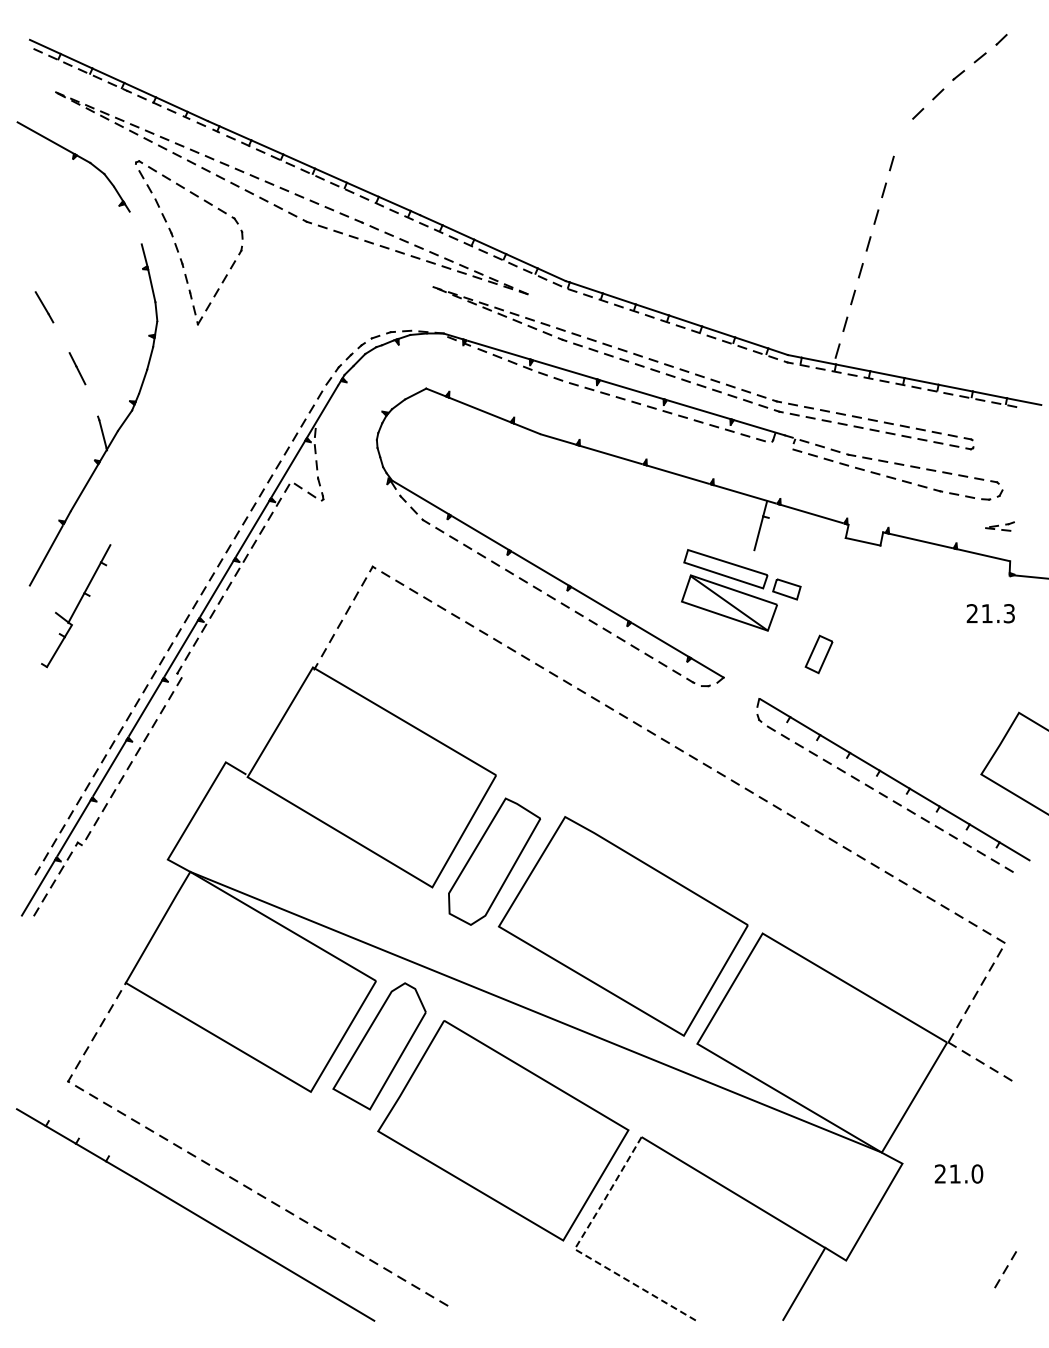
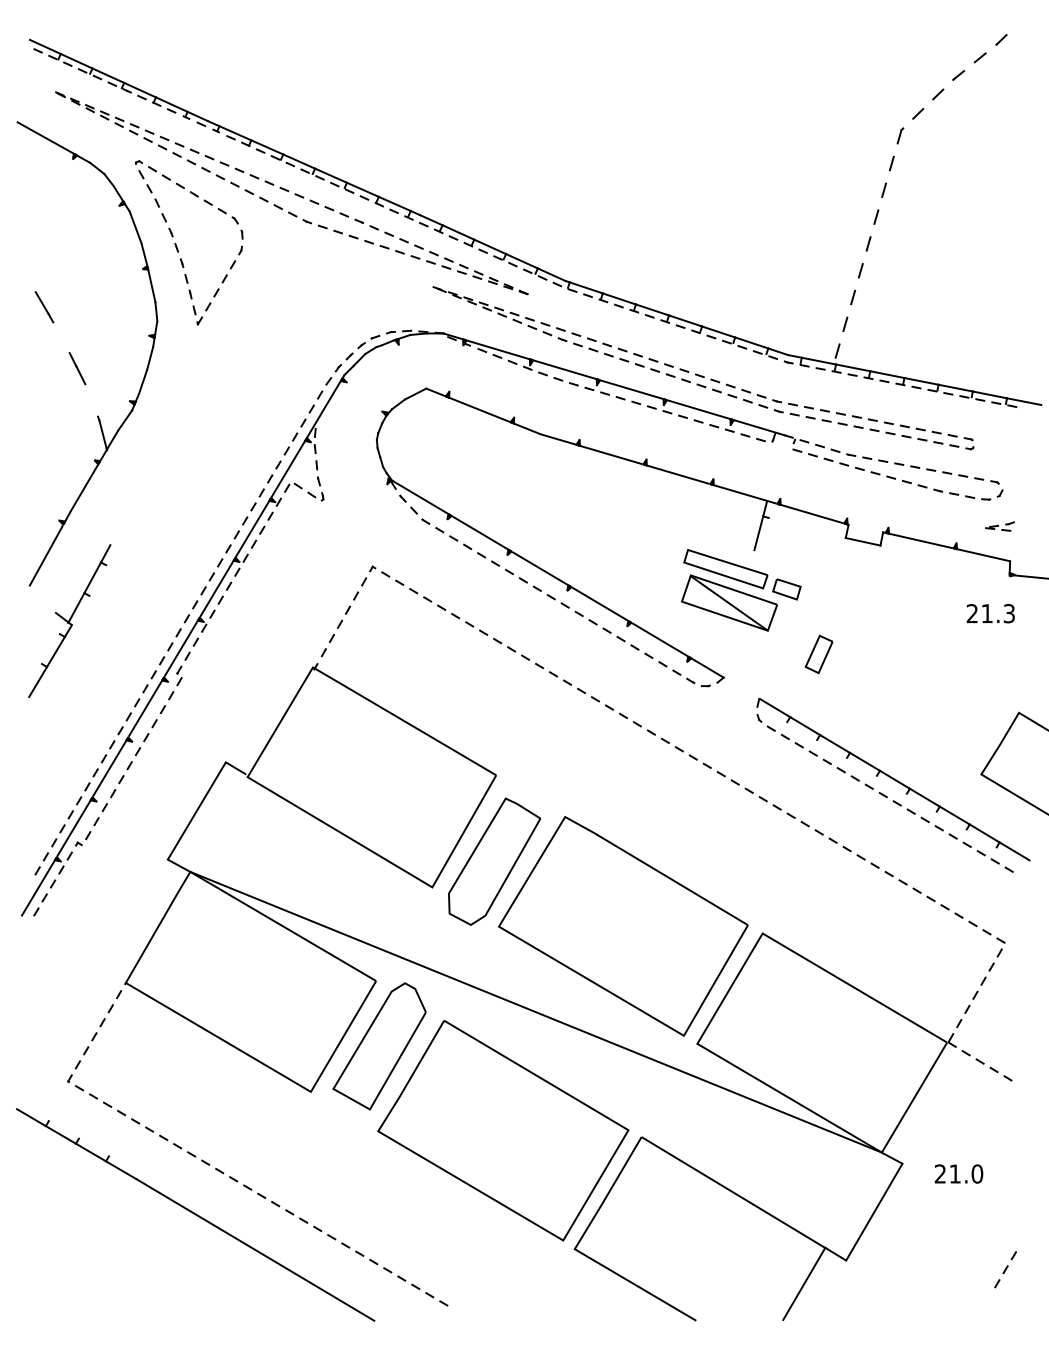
part: none -> present (900, 135)
line: none -> present (135, 227)
line: none -> present (38, 681)
line: dashed -> solid (579, 1251)
